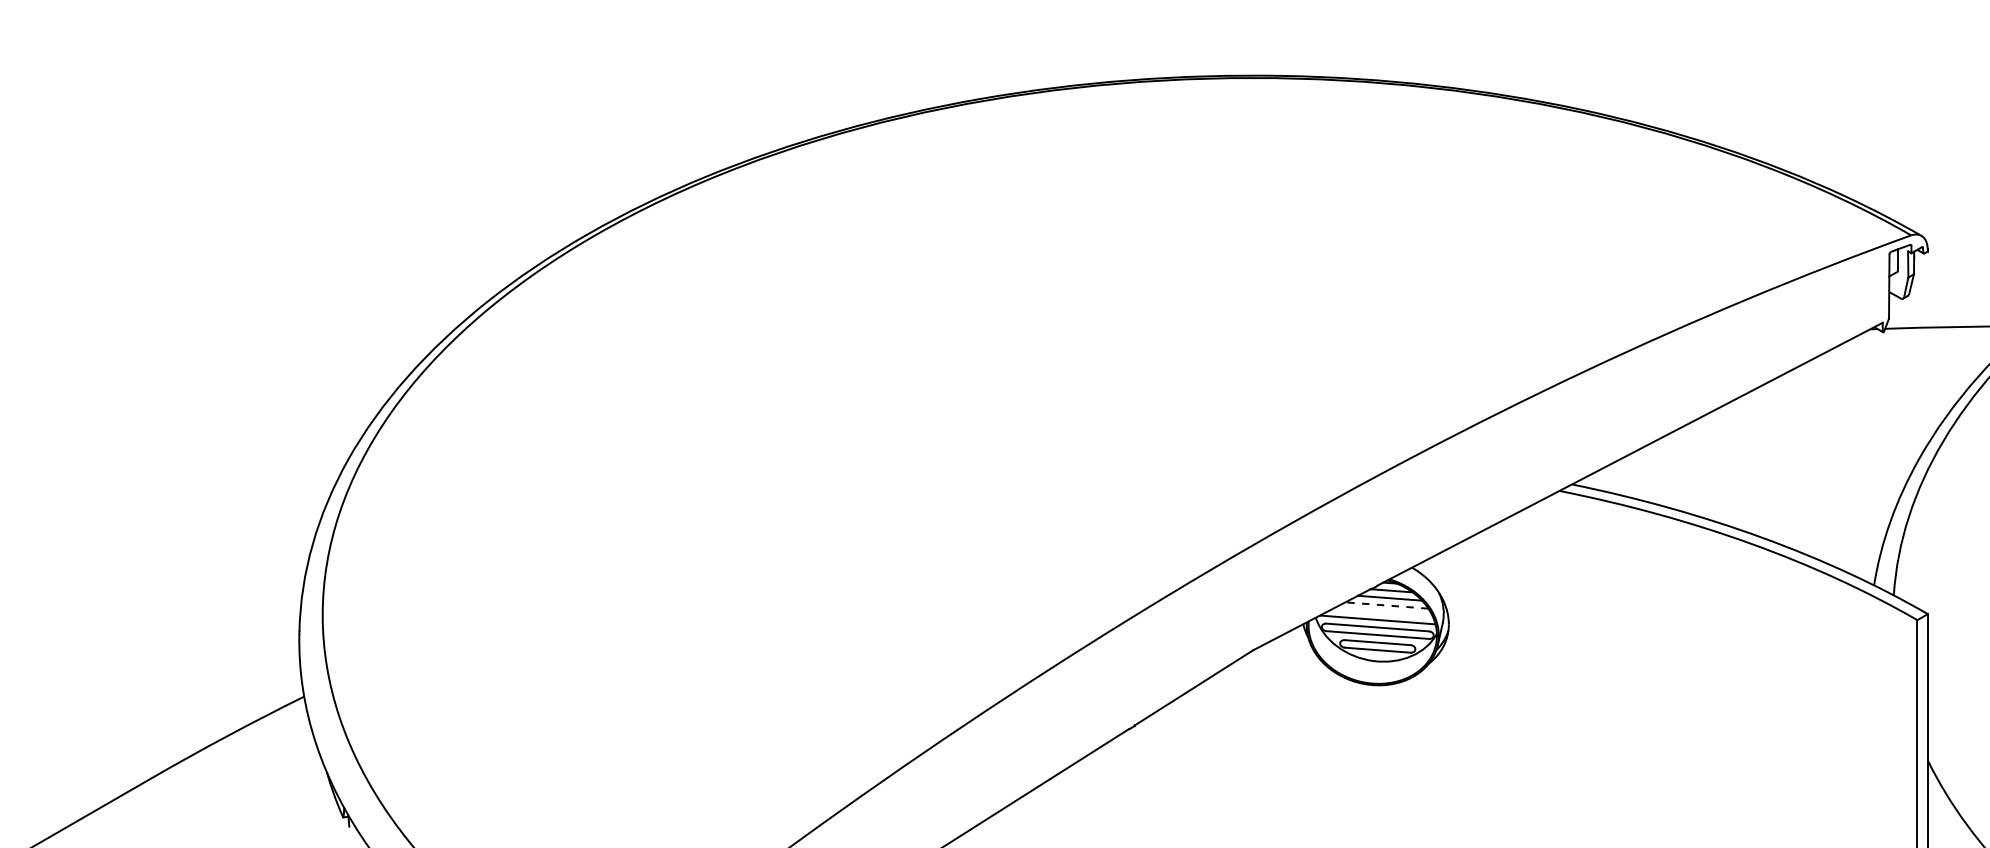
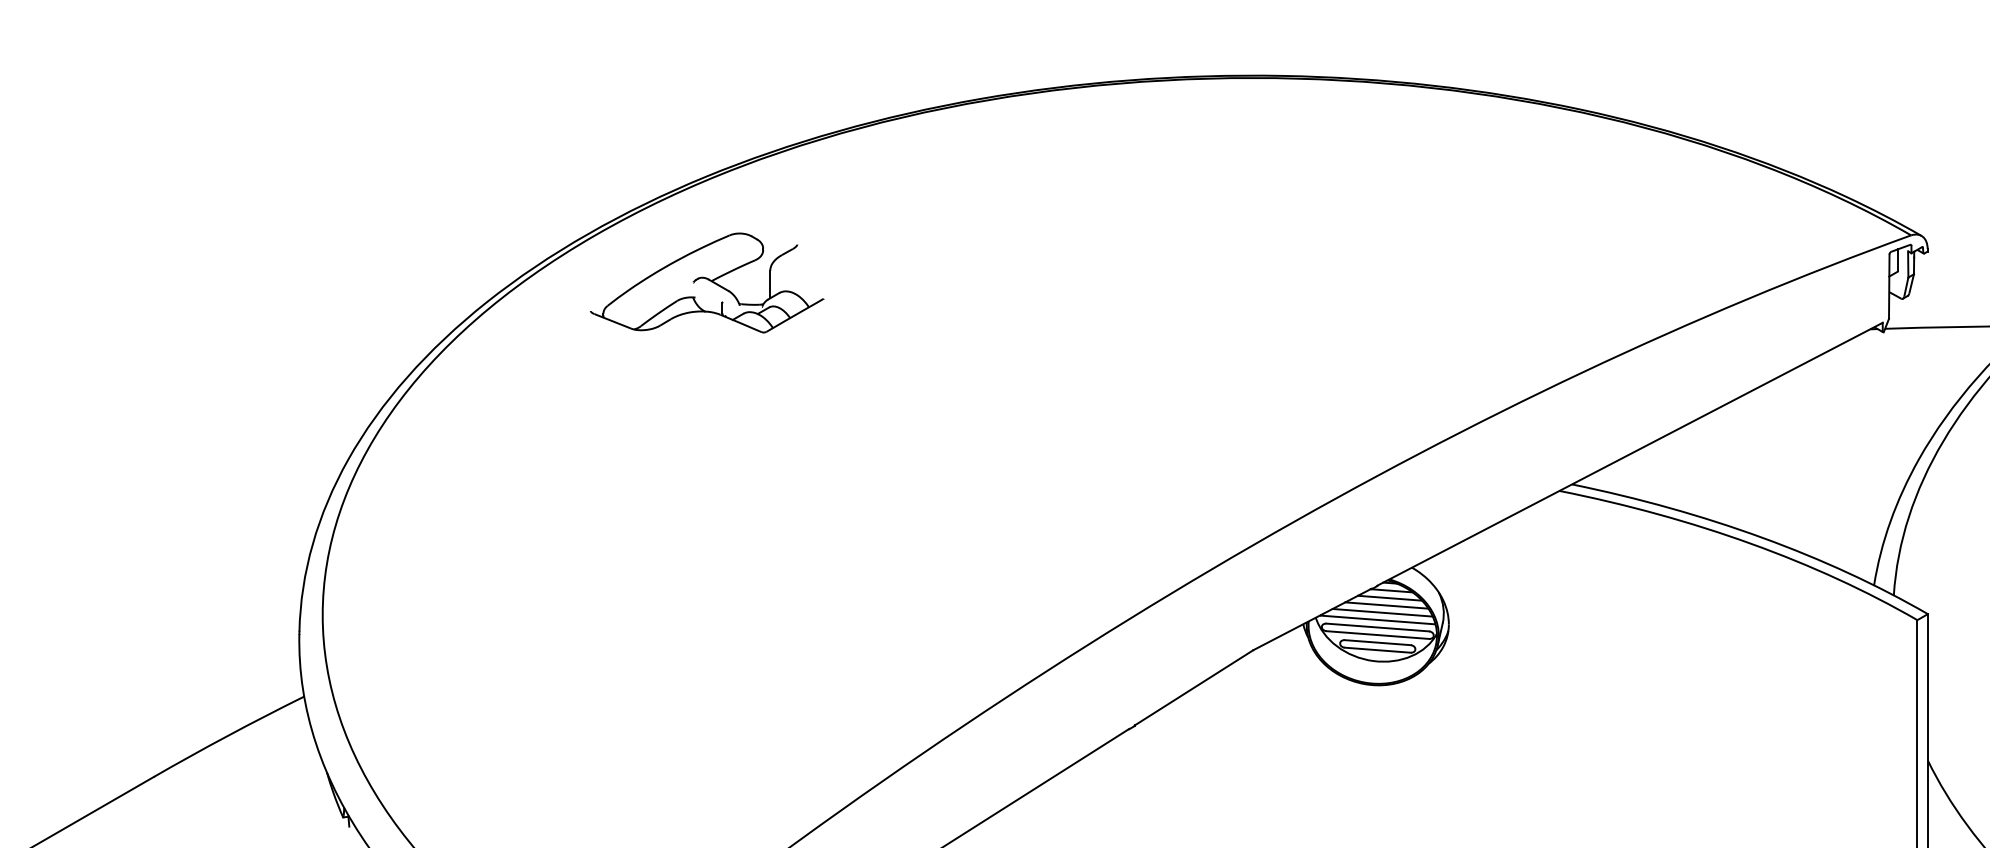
part: none -> present (707, 282)
line: dashed -> solid (1386, 605)
line: none -> present (1382, 612)
